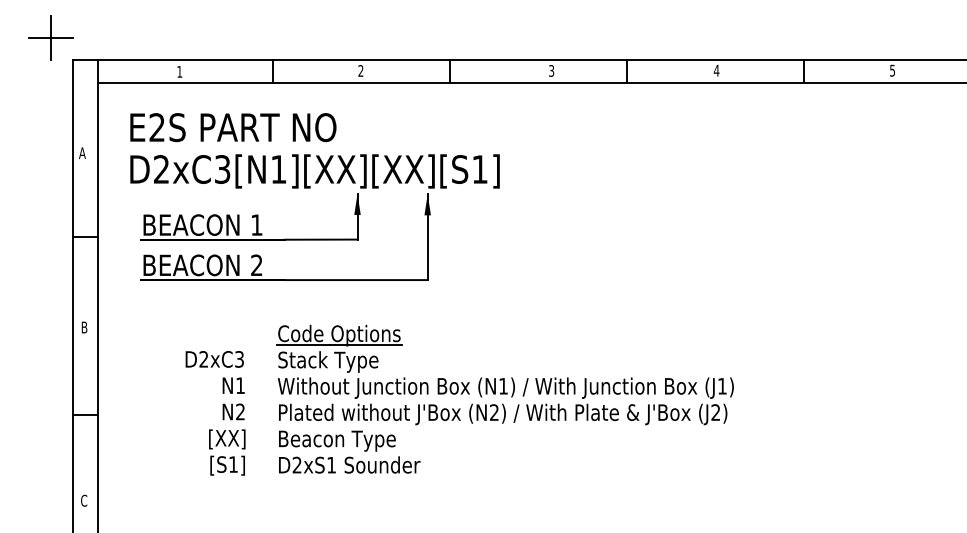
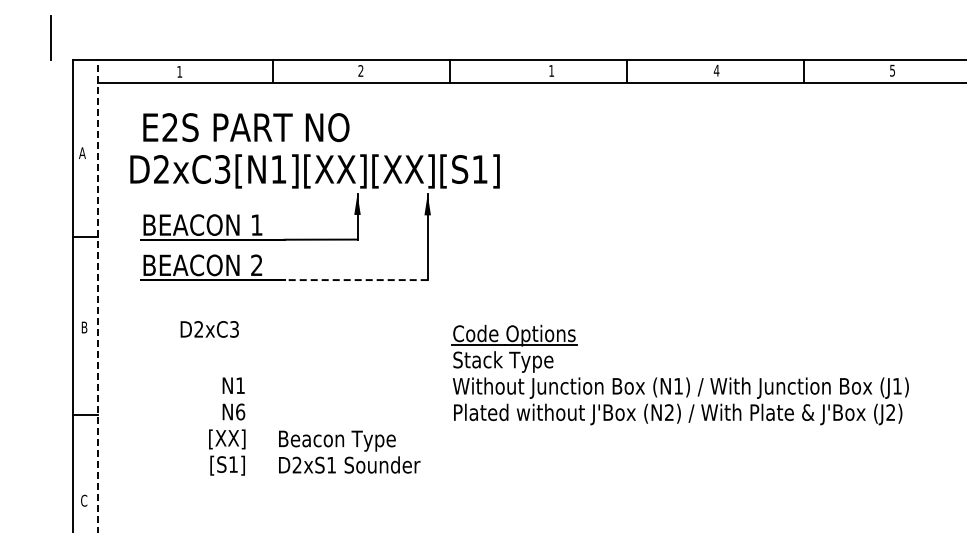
line: present -> none (51, 38)
text: 3 -> 1 (551, 70)
text position: (233, 127) -> (246, 127) (246, 127)
line: solid -> dashed (356, 280)
line: solid -> dashed (98, 296)
text position: (214, 359) -> (209, 329) (209, 329)
part position: (504, 374) -> (679, 374) (679, 374)
text: N2 -> N6 (240, 411)
